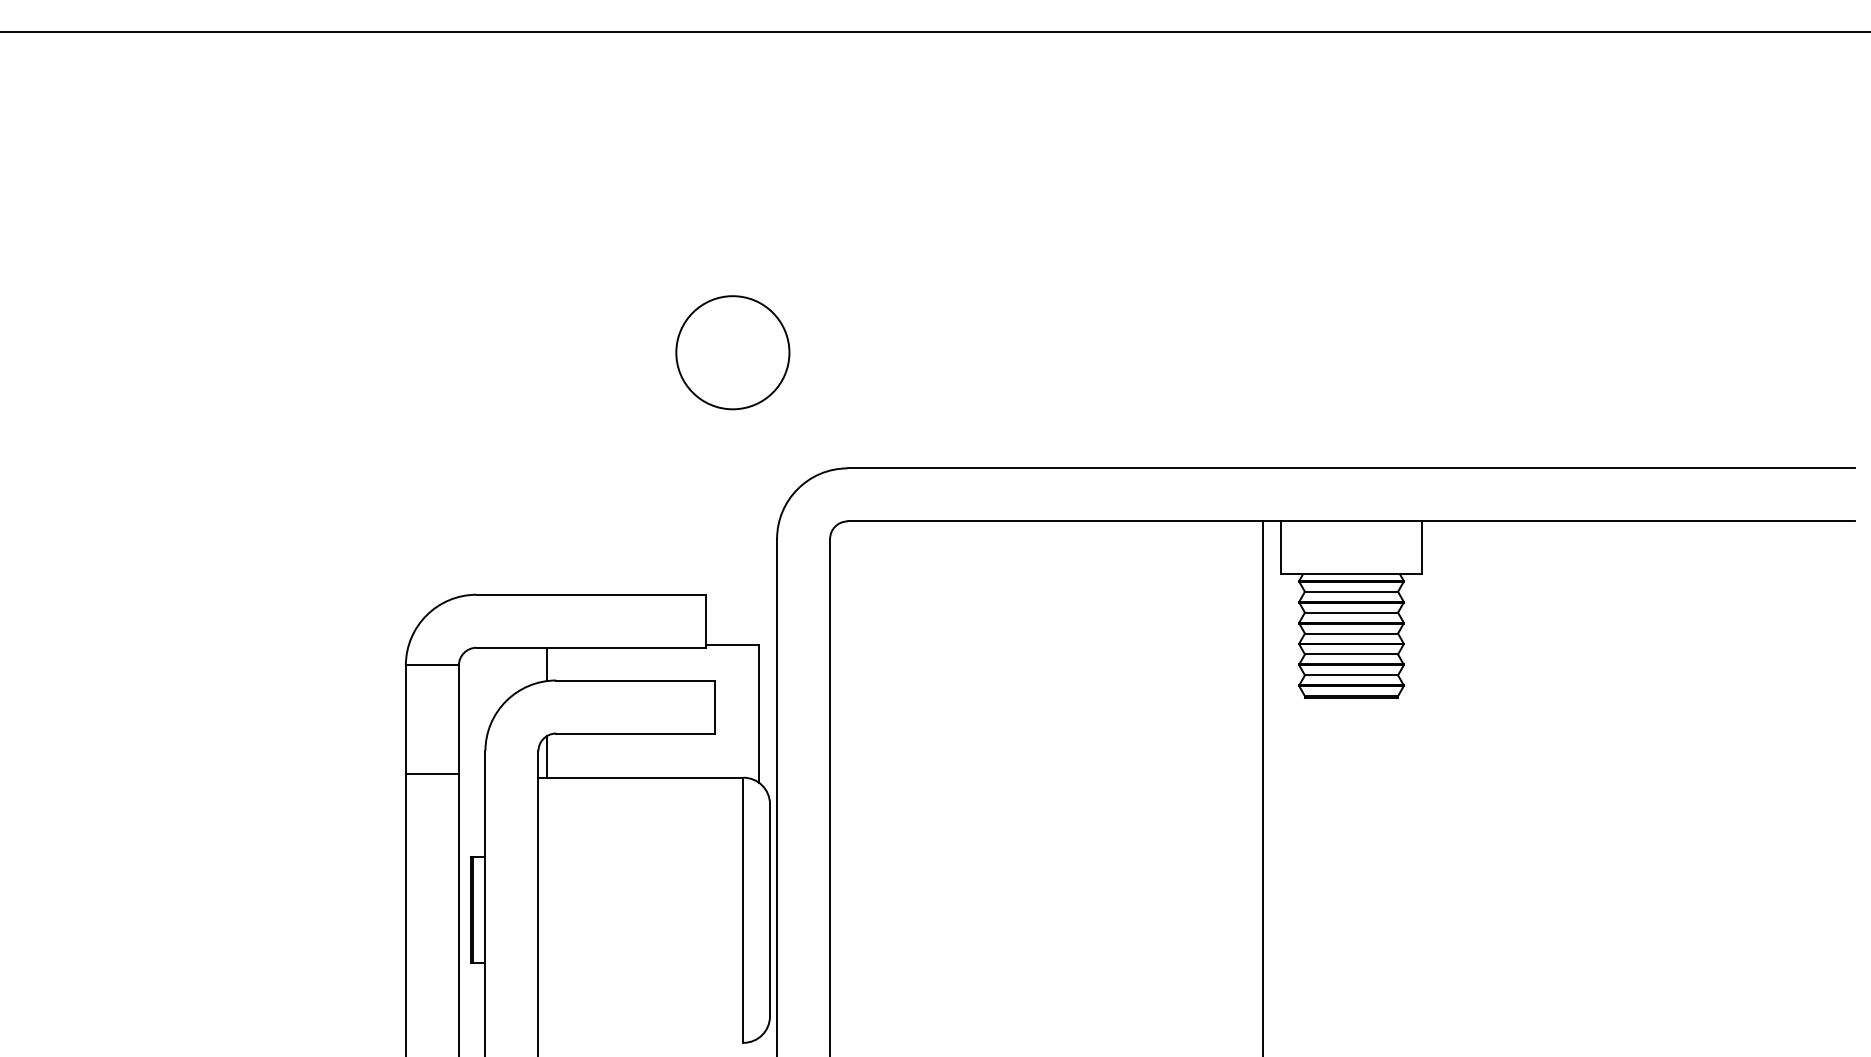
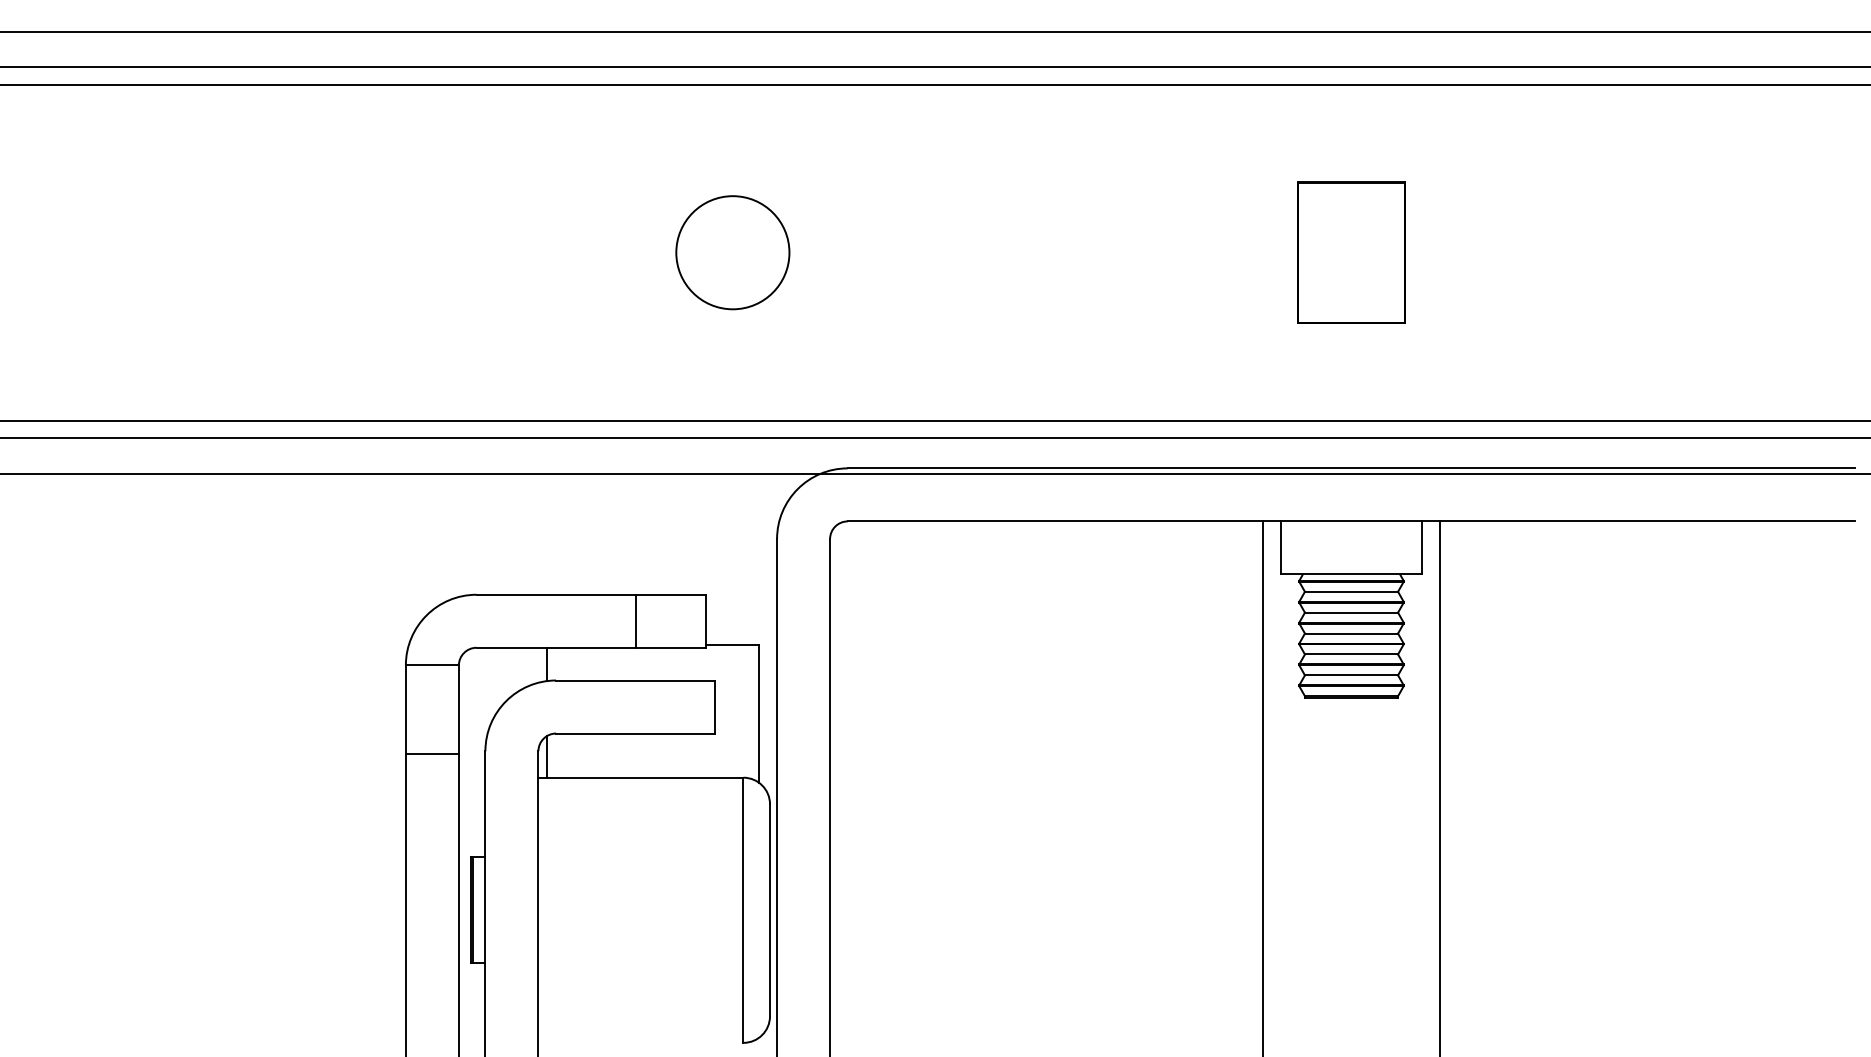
line: none -> present (934, 67)
line: none -> present (934, 84)
part: none -> present (1351, 252)
circle position: (732, 352) -> (732, 252) (732, 252)
line: none -> present (934, 420)
line: none -> present (934, 438)
line: none -> present (934, 473)
line: none -> present (635, 620)
line position: (431, 773) -> (431, 753) (431, 753)
line: none -> present (1439, 787)
